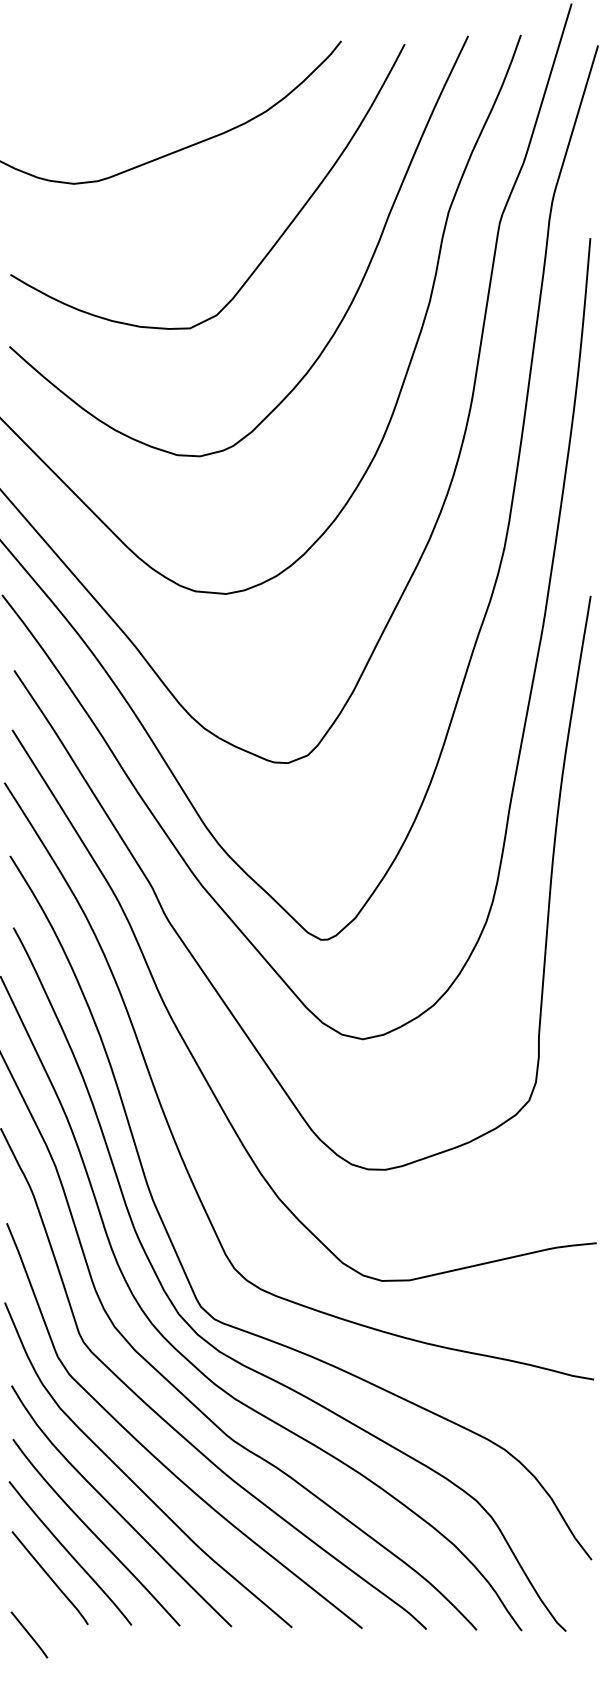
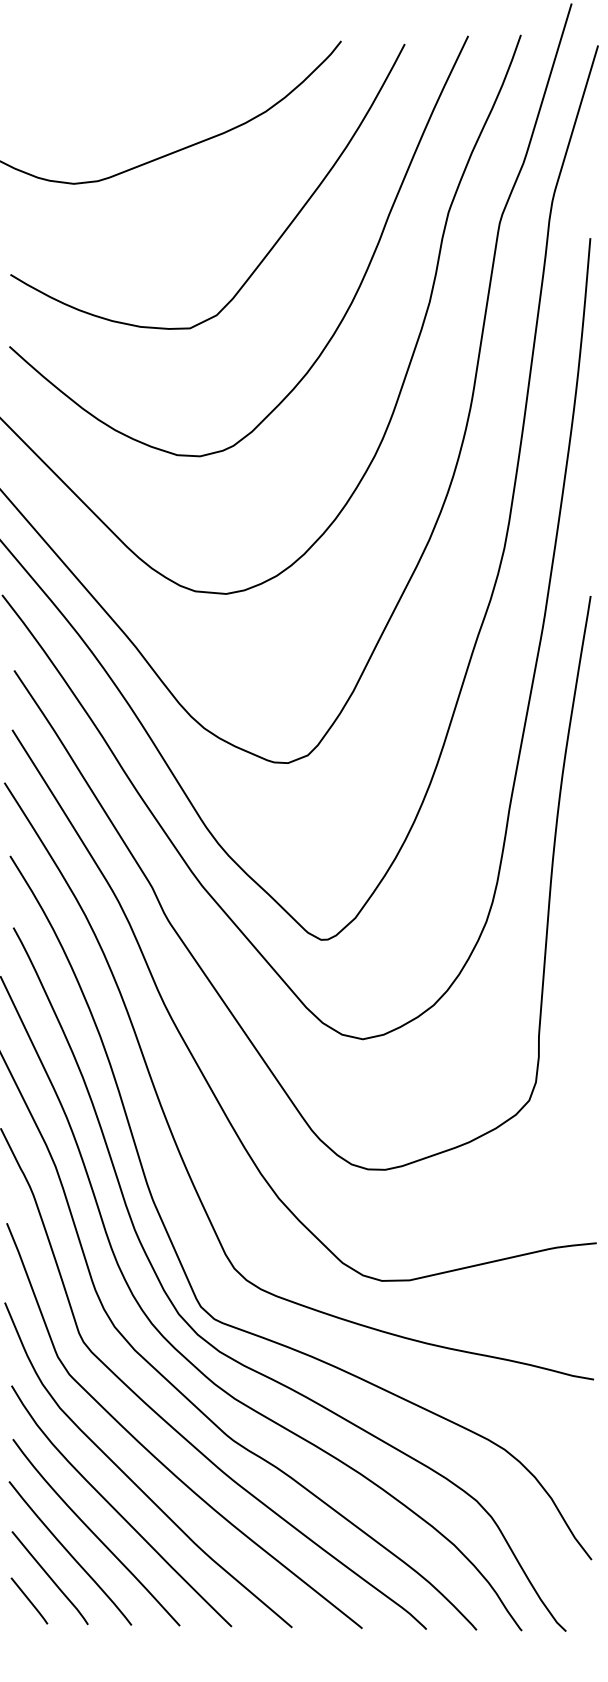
line position: (29, 1634) -> (29, 1600) (29, 1600)
